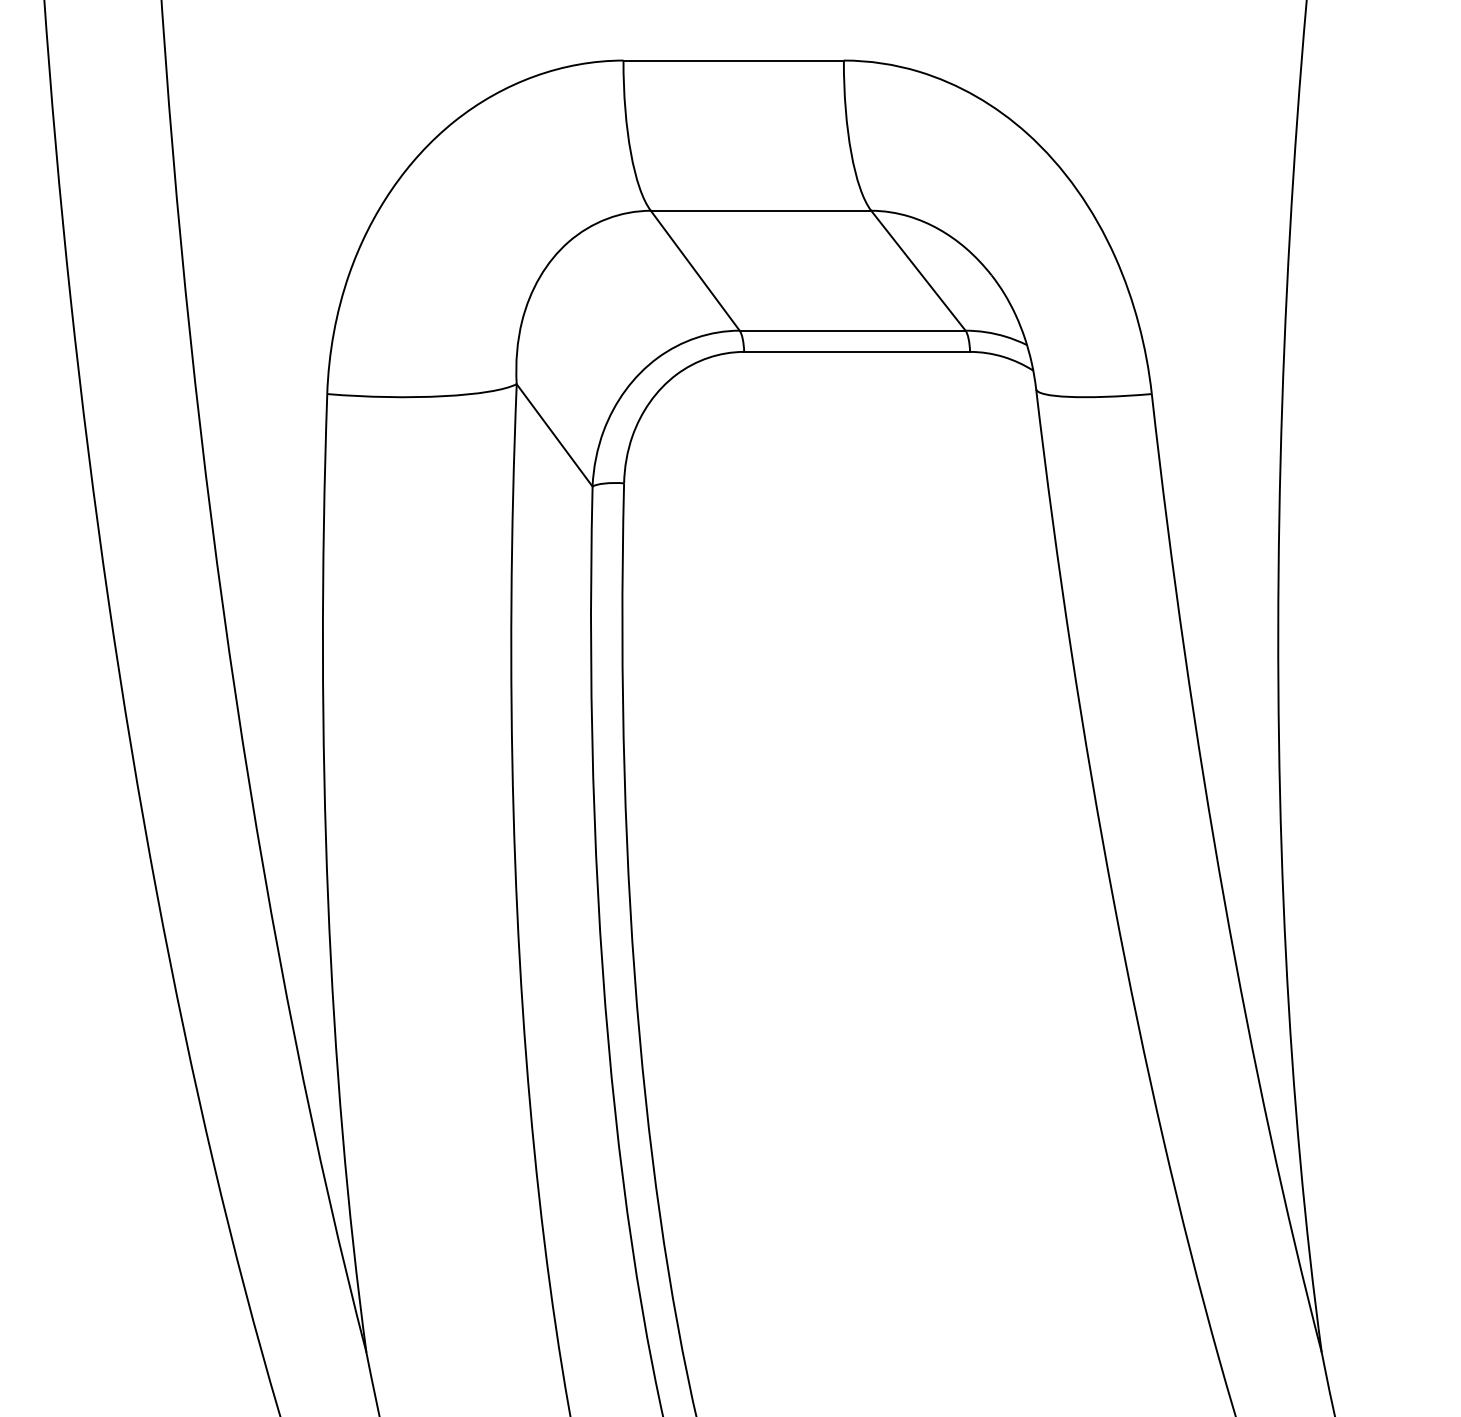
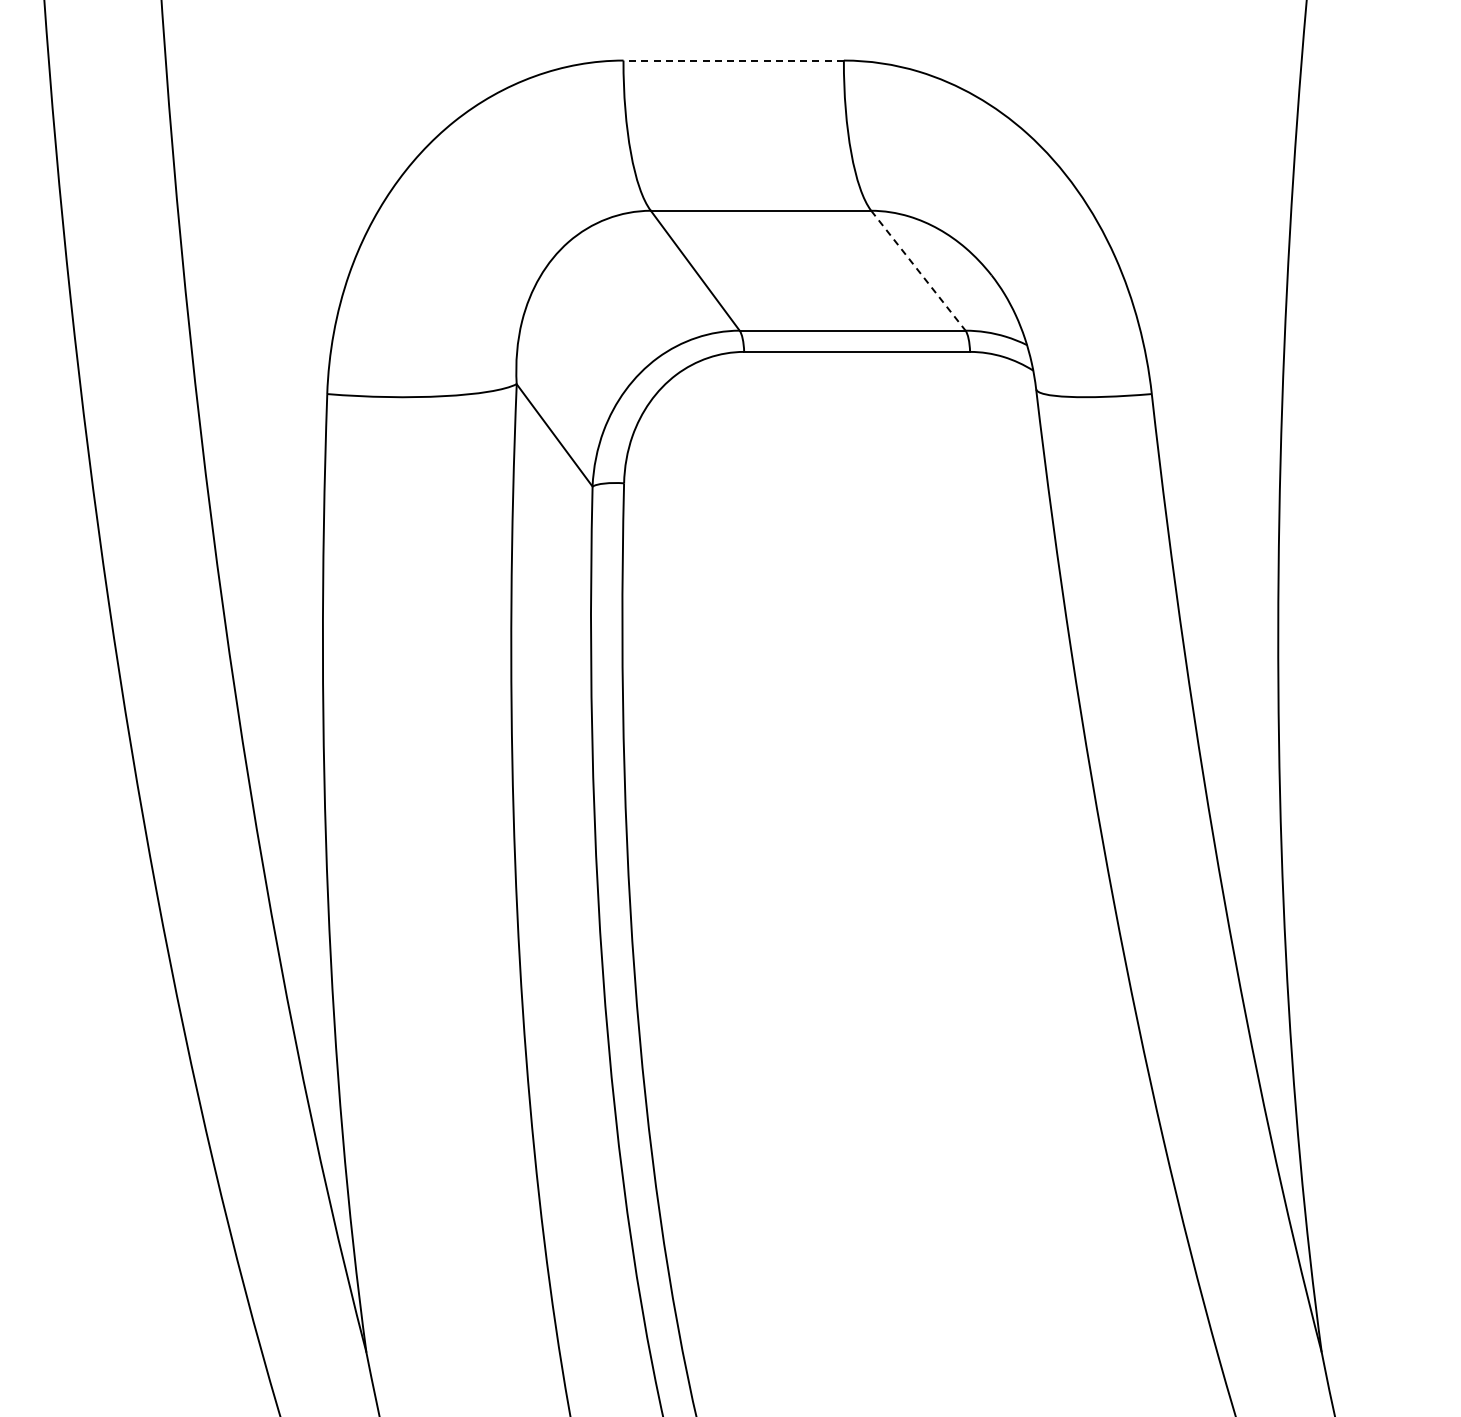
line: solid -> dashed (733, 60)
line: solid -> dashed (918, 271)
